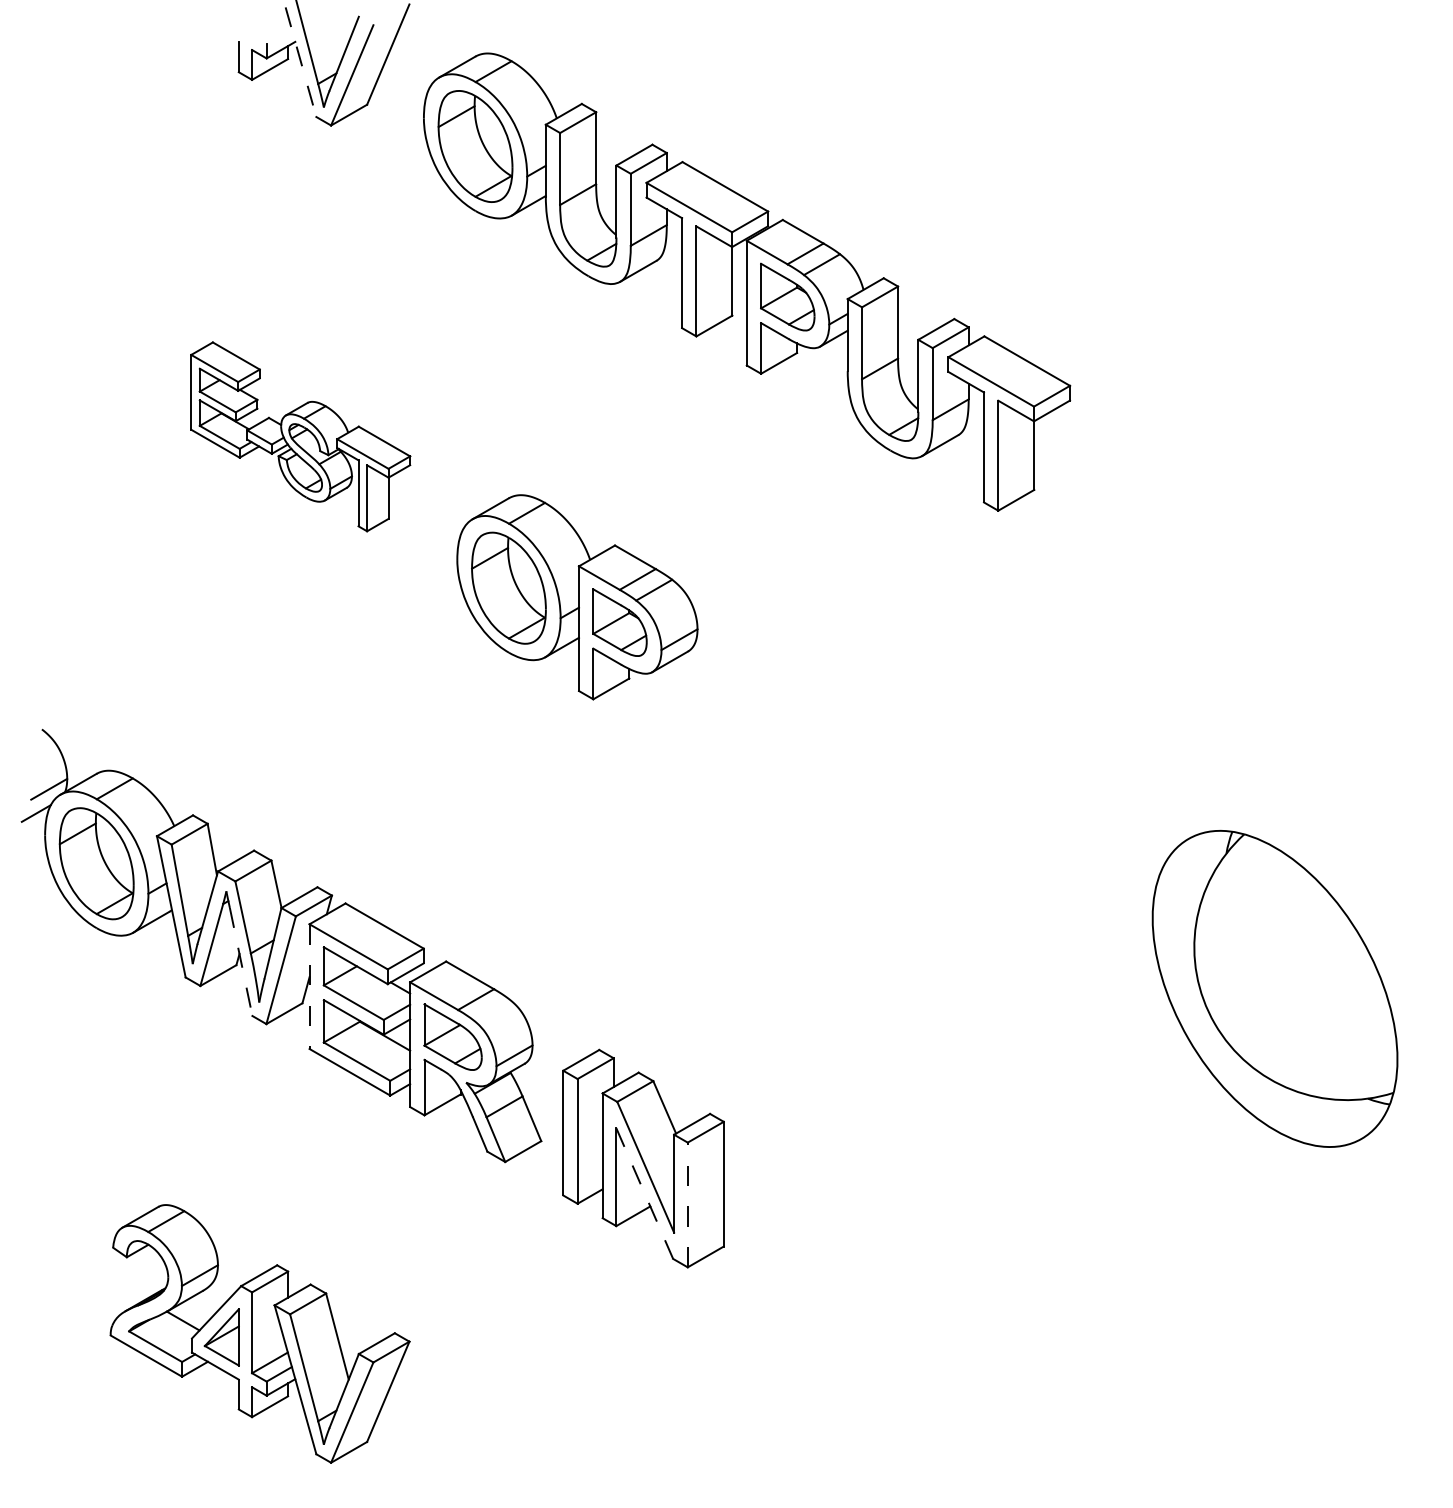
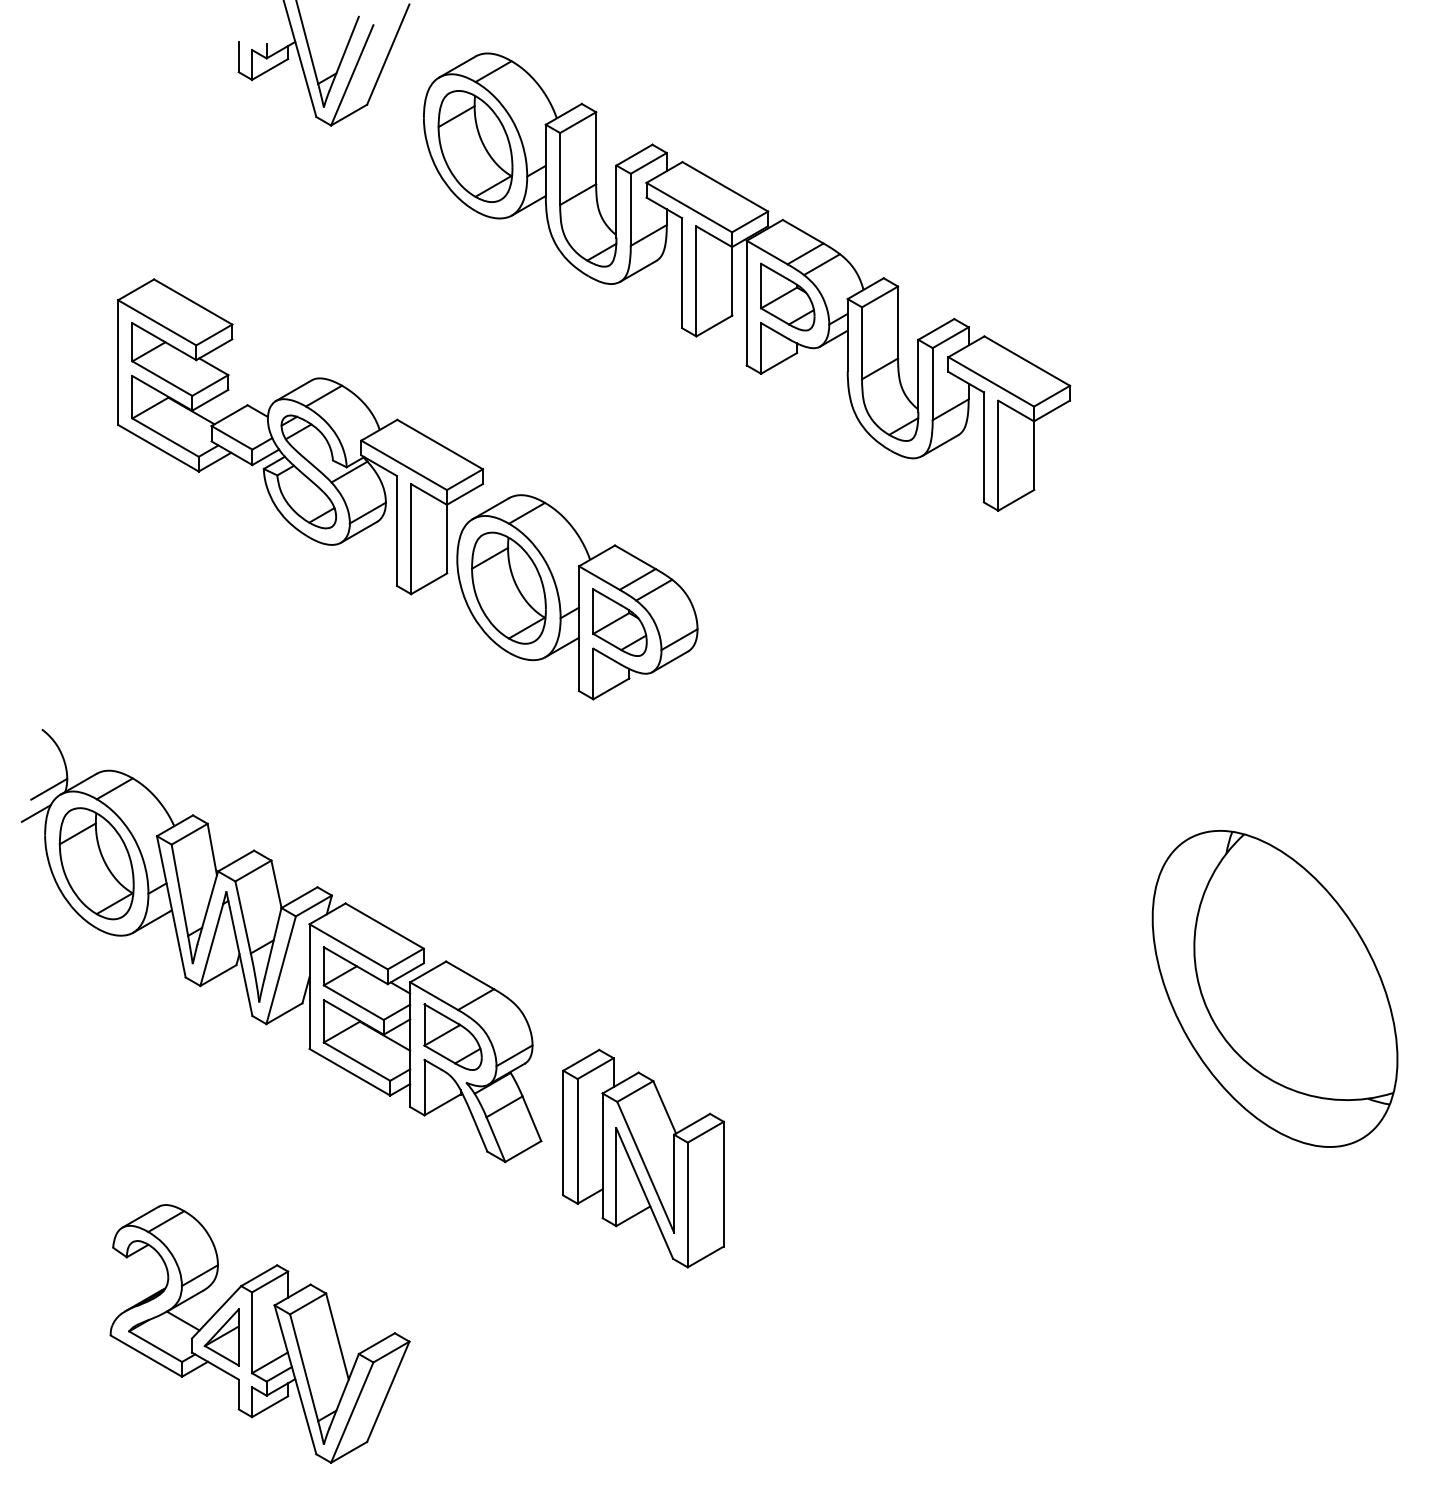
line: dashed -> solid (300, 59)
part size: 222x192 px -> 368x318 px (300, 436)
line: dashed -> solid (241, 962)
line: dashed -> solid (309, 987)
line: dashed -> solid (644, 1193)
line: dashed -> solid (687, 1204)
